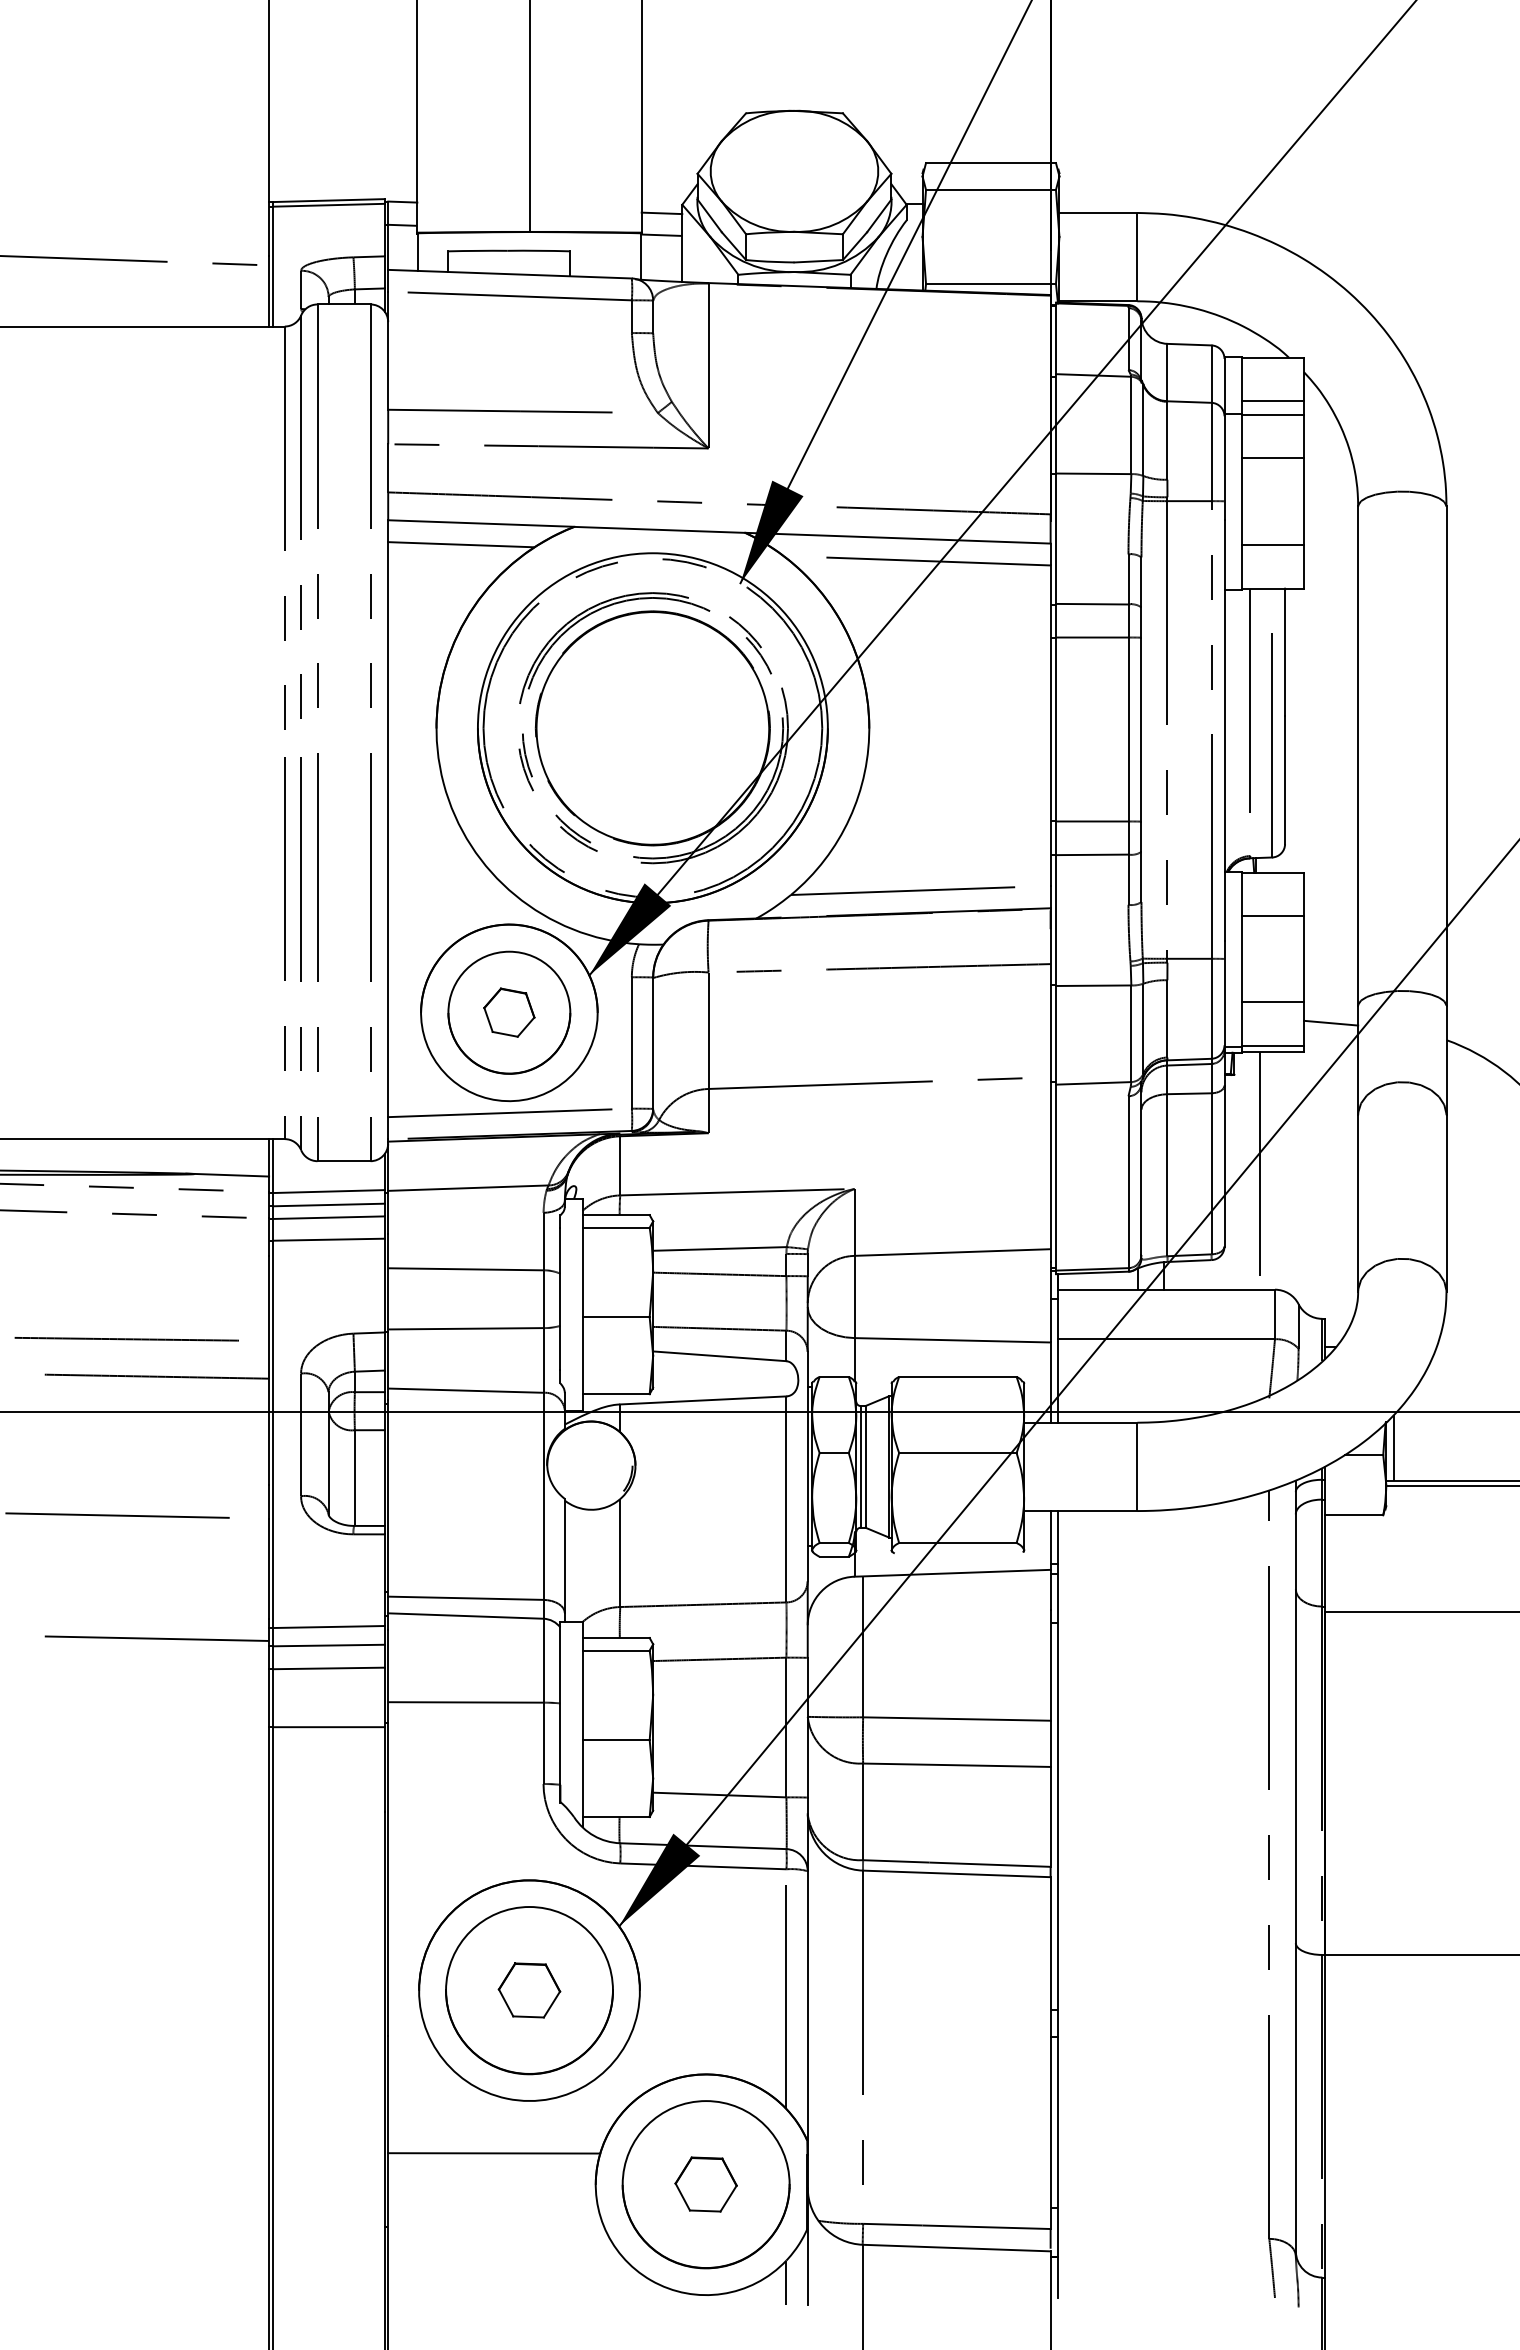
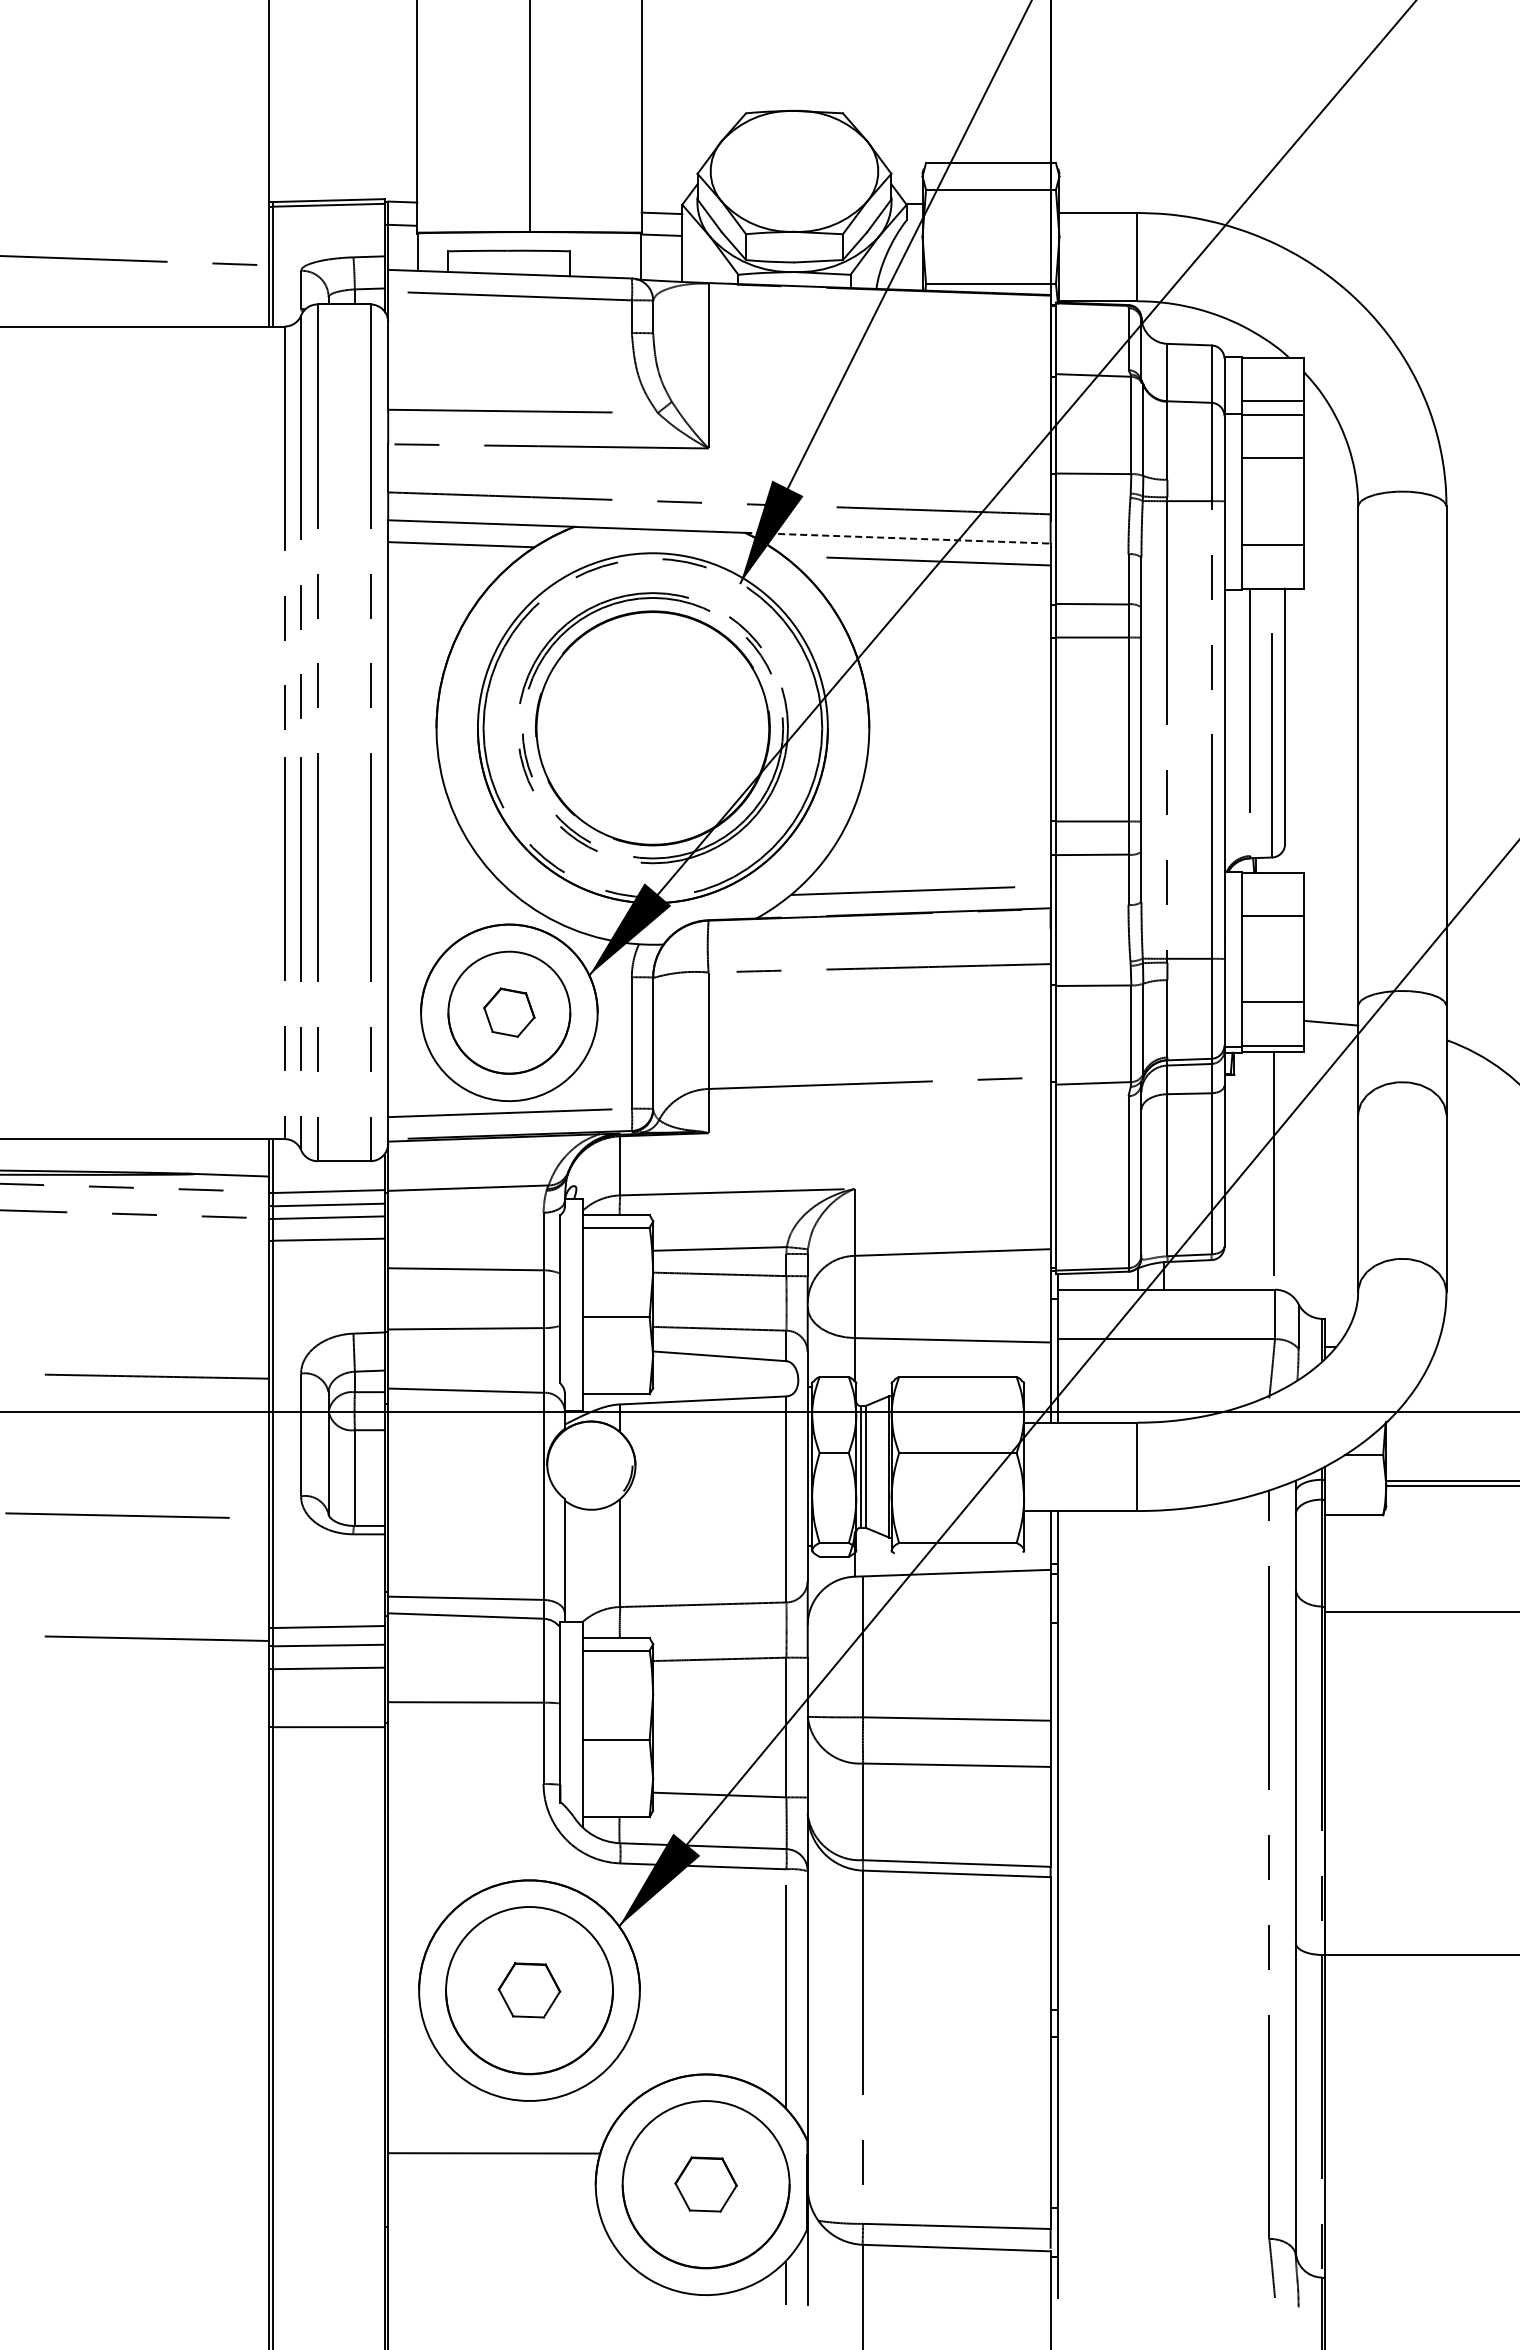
line: solid -> dashed (897, 538)
line position: (1260, 1170) -> (1274, 1170) (1274, 1170)
line: present -> none (126, 1339)
line: present -> none (1394, 1447)
